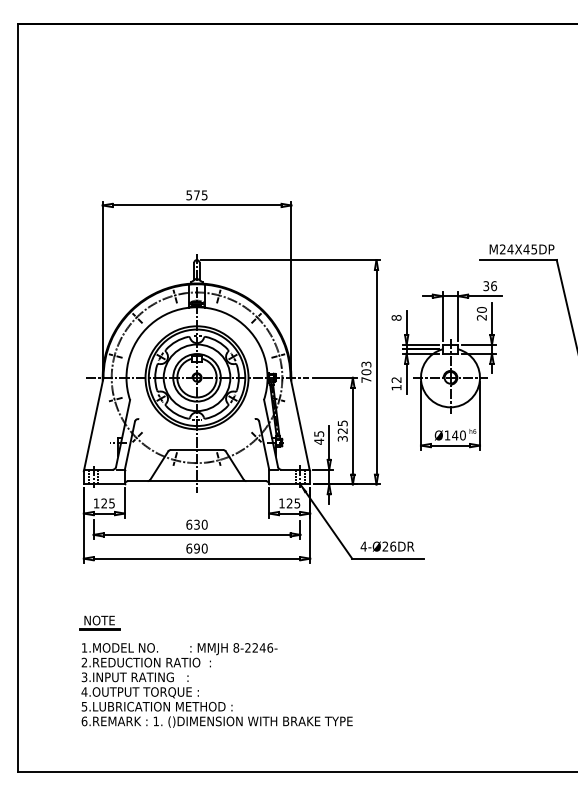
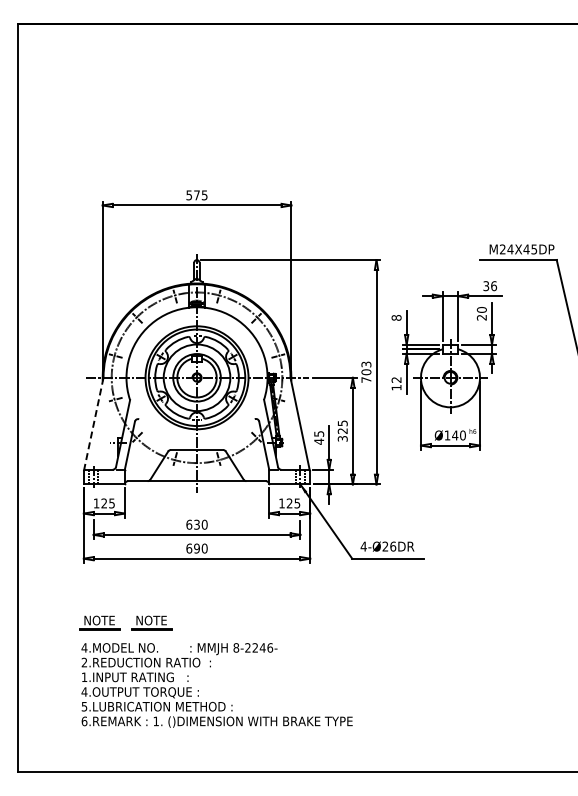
line: solid -> dashed (93, 424)
part: none -> present (151, 622)
text: 1.MODEL -> 4.MODEL (84, 647)
text: 3.INPUT -> 1.INPUT (84, 677)
